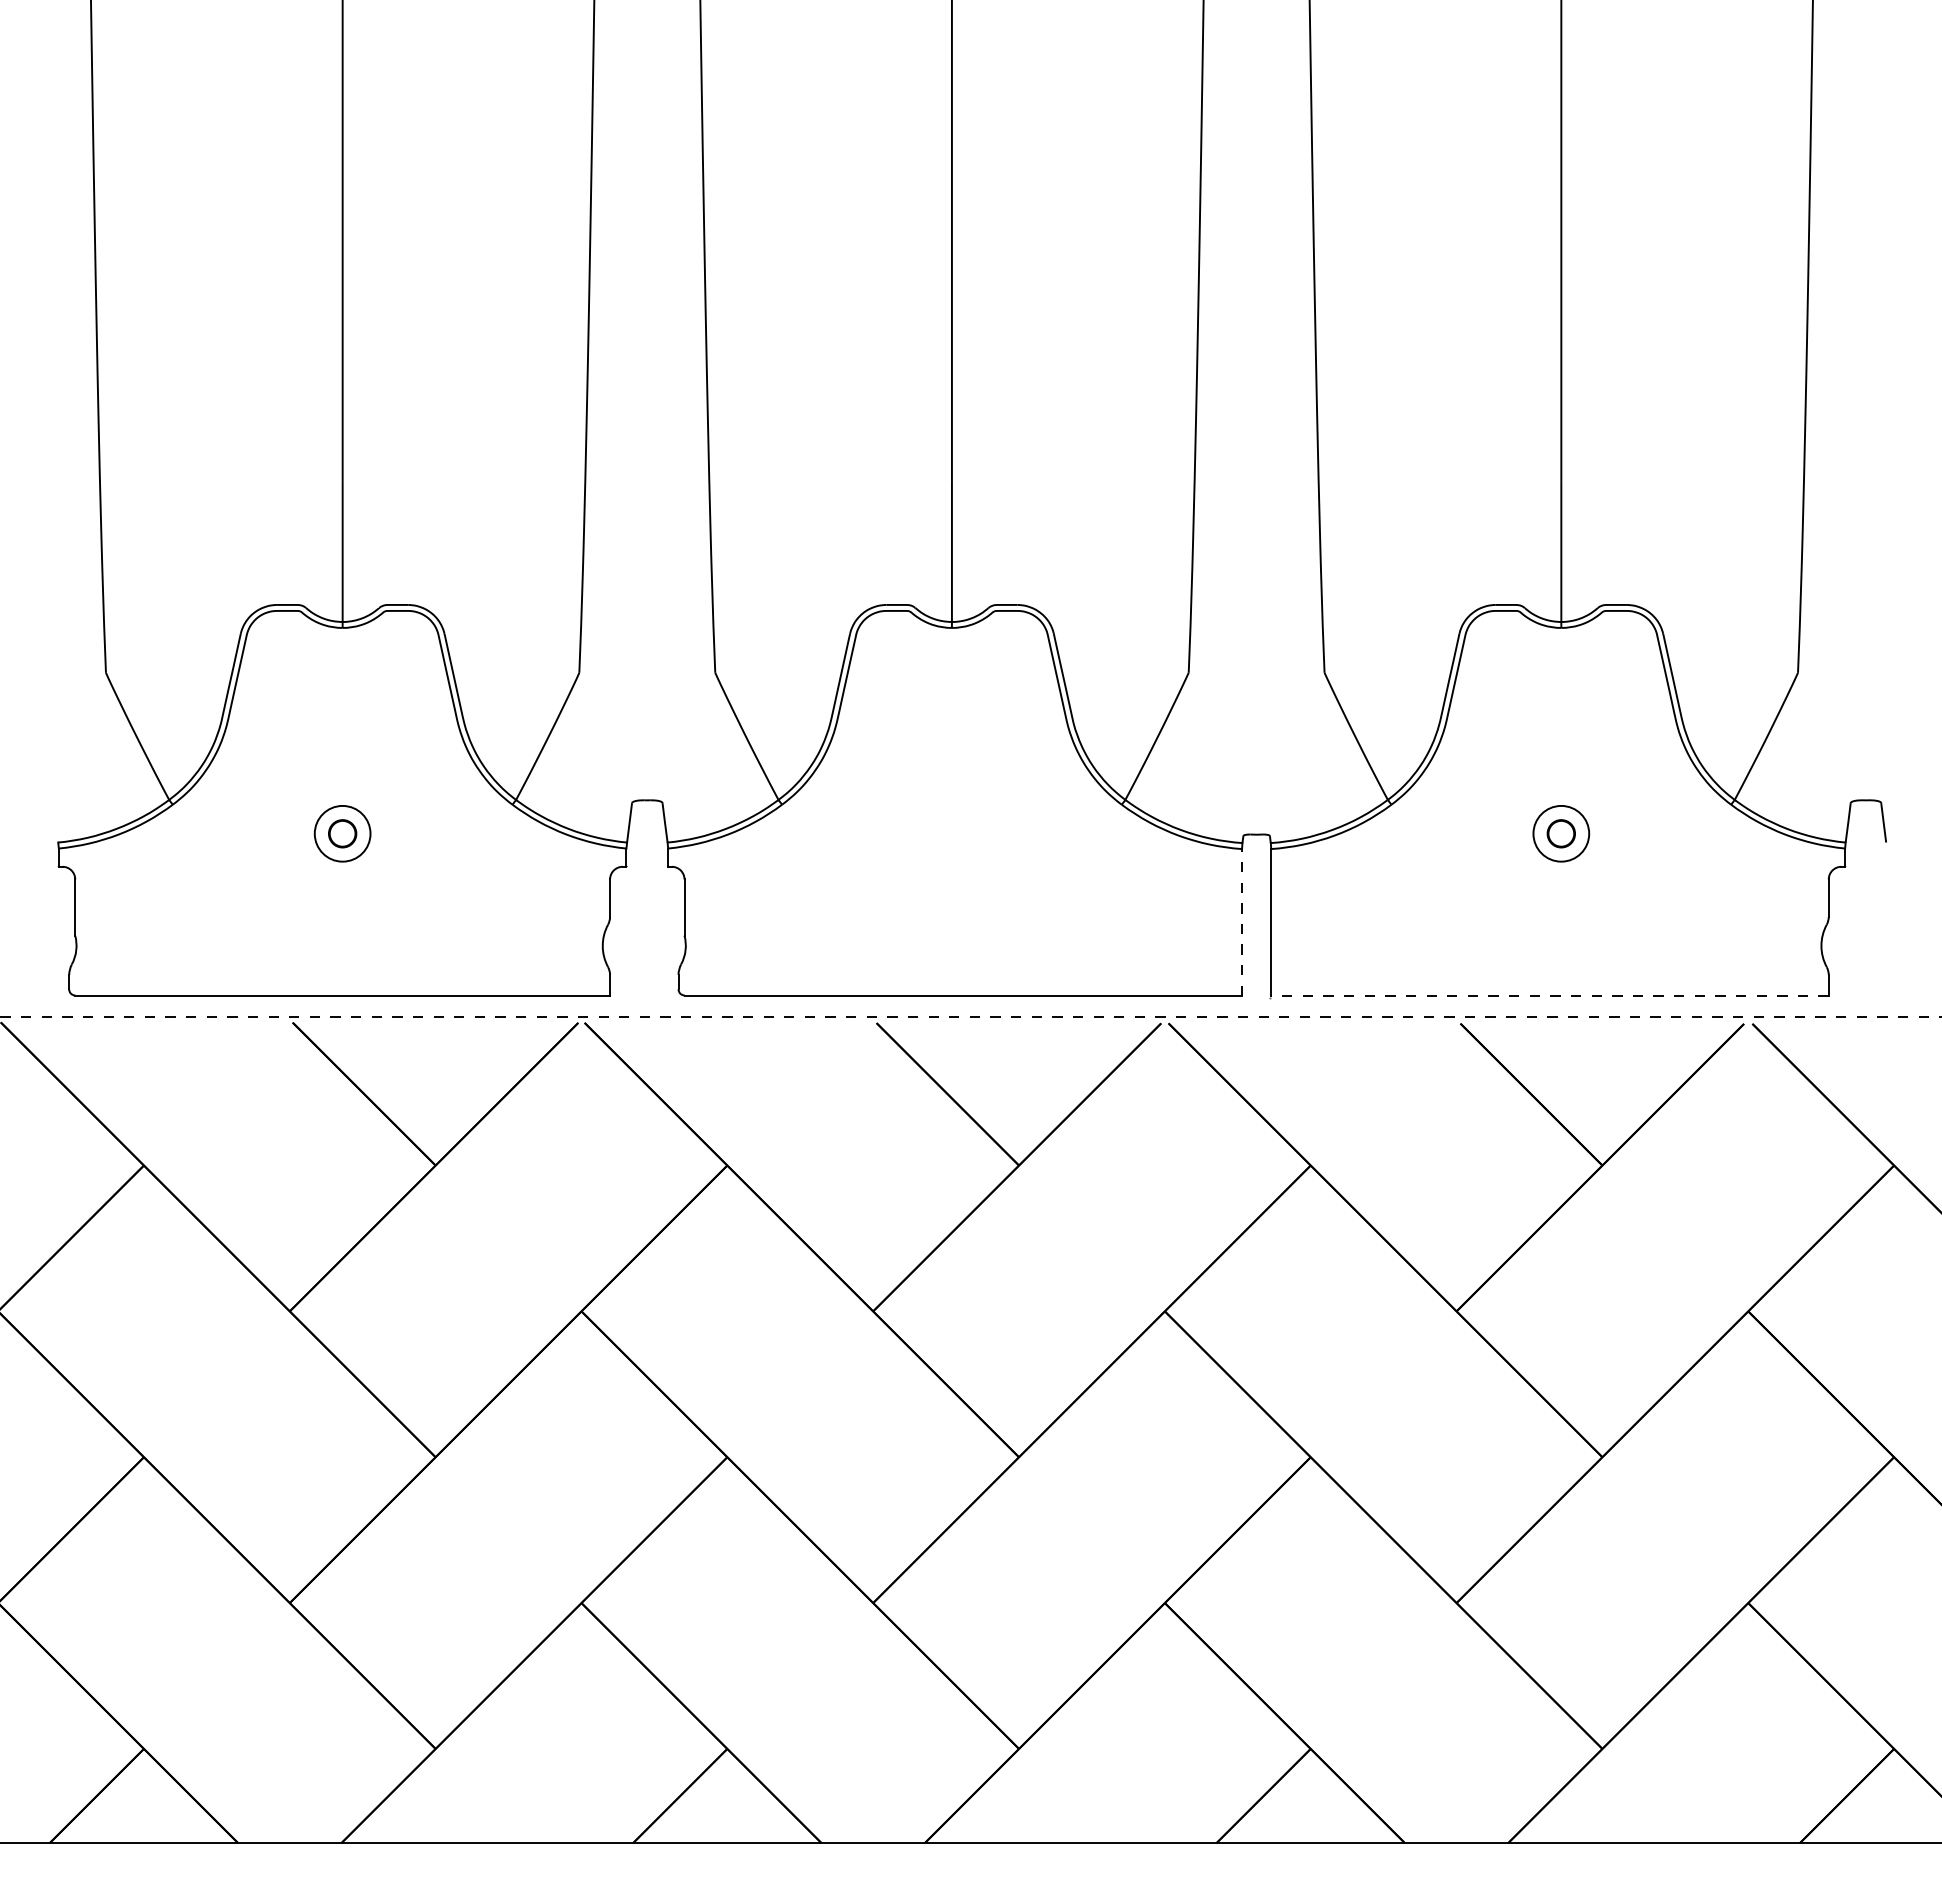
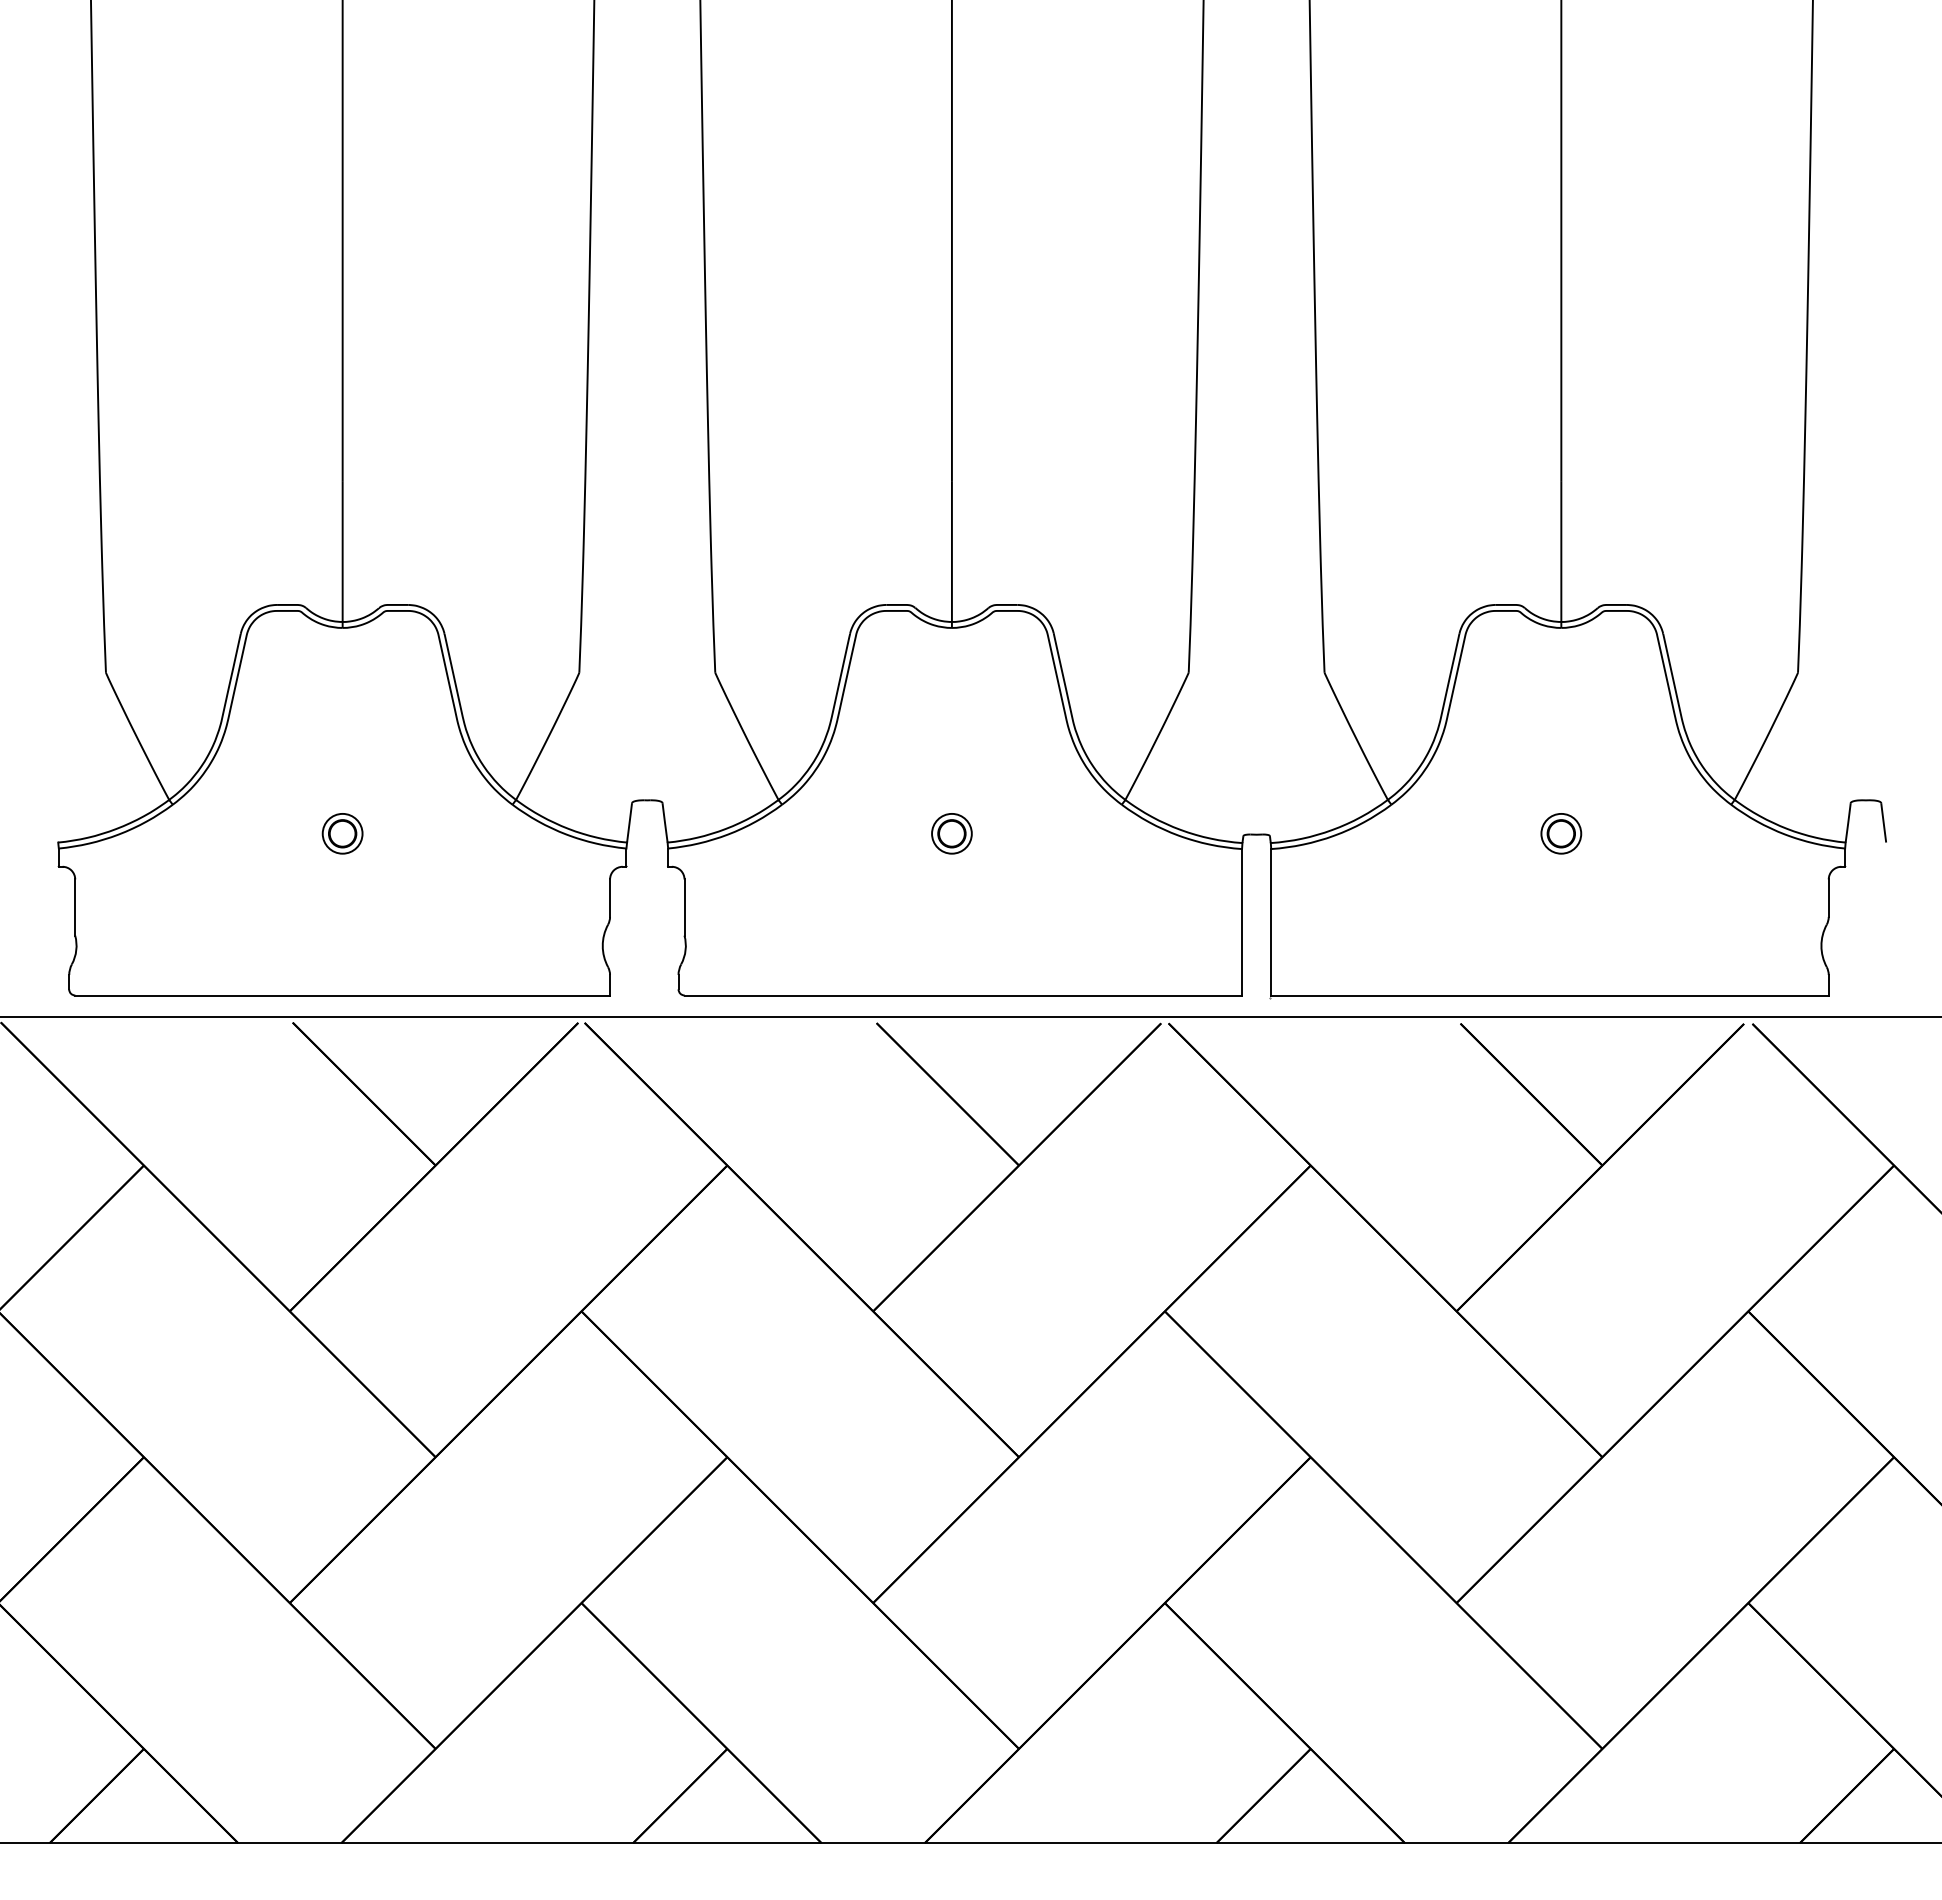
circle diameter: 56 px -> 40 px (342, 833)
part: none -> present (951, 833)
circle diameter: 56 px -> 40 px (1561, 833)
line: dashed -> solid (1242, 922)
line: dashed -> solid (1549, 996)
line: dashed -> solid (971, 1017)
